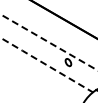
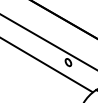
line: dashed -> solid (48, 42)
line: dashed -> solid (46, 64)
